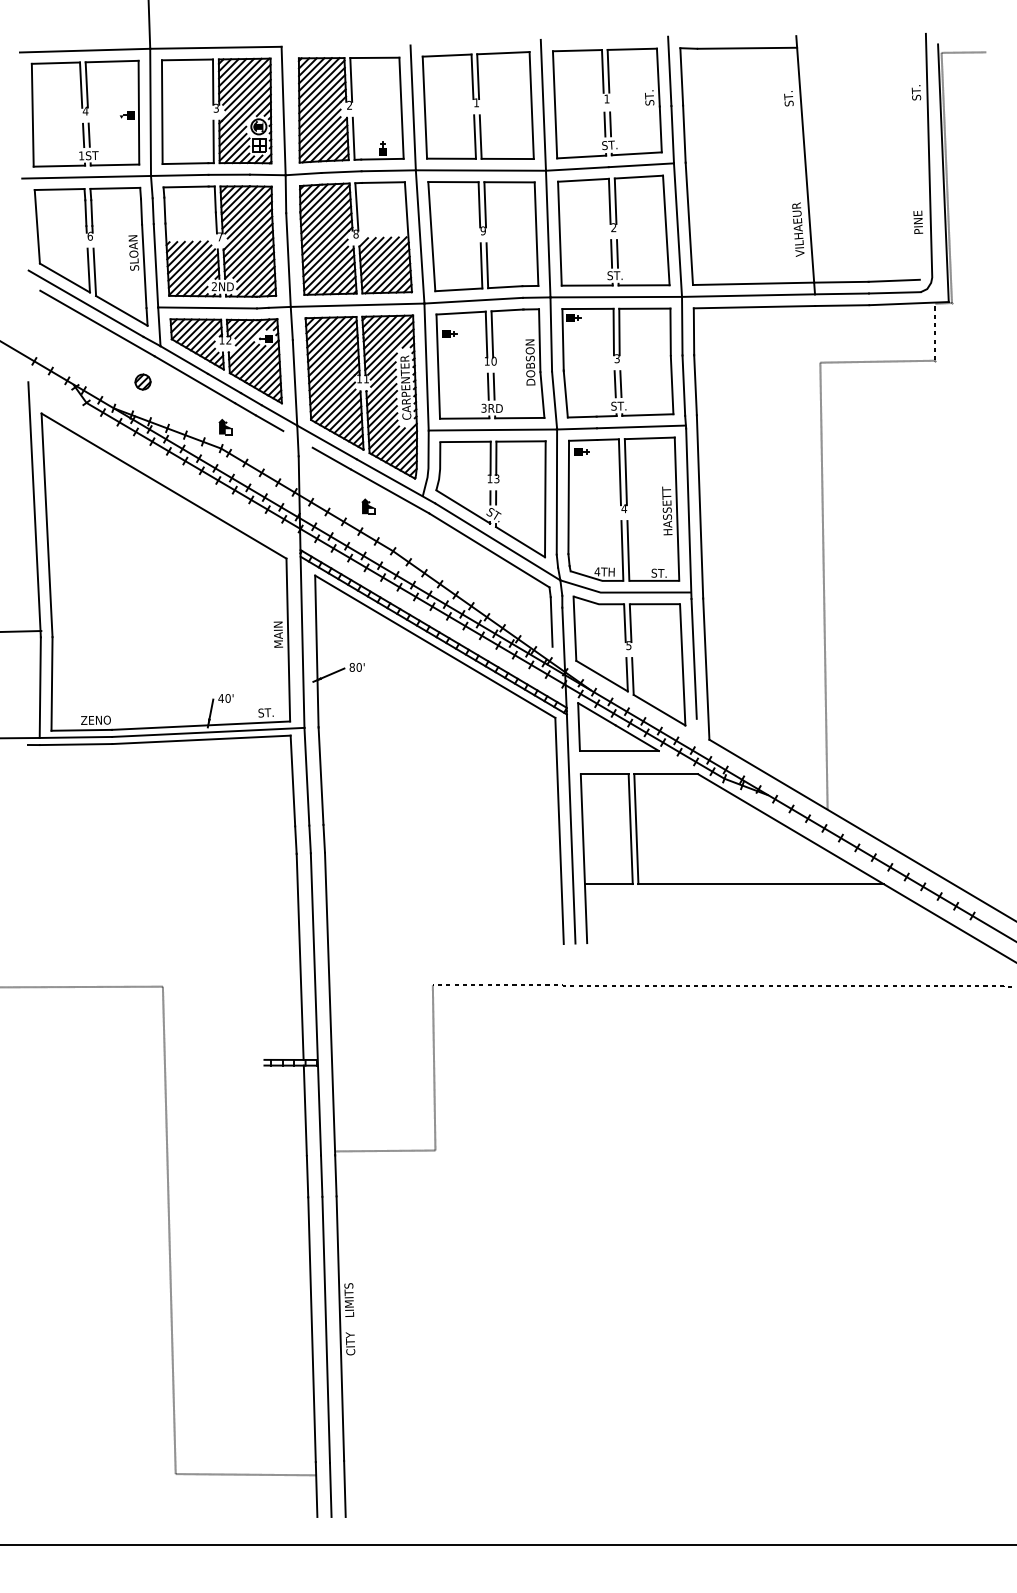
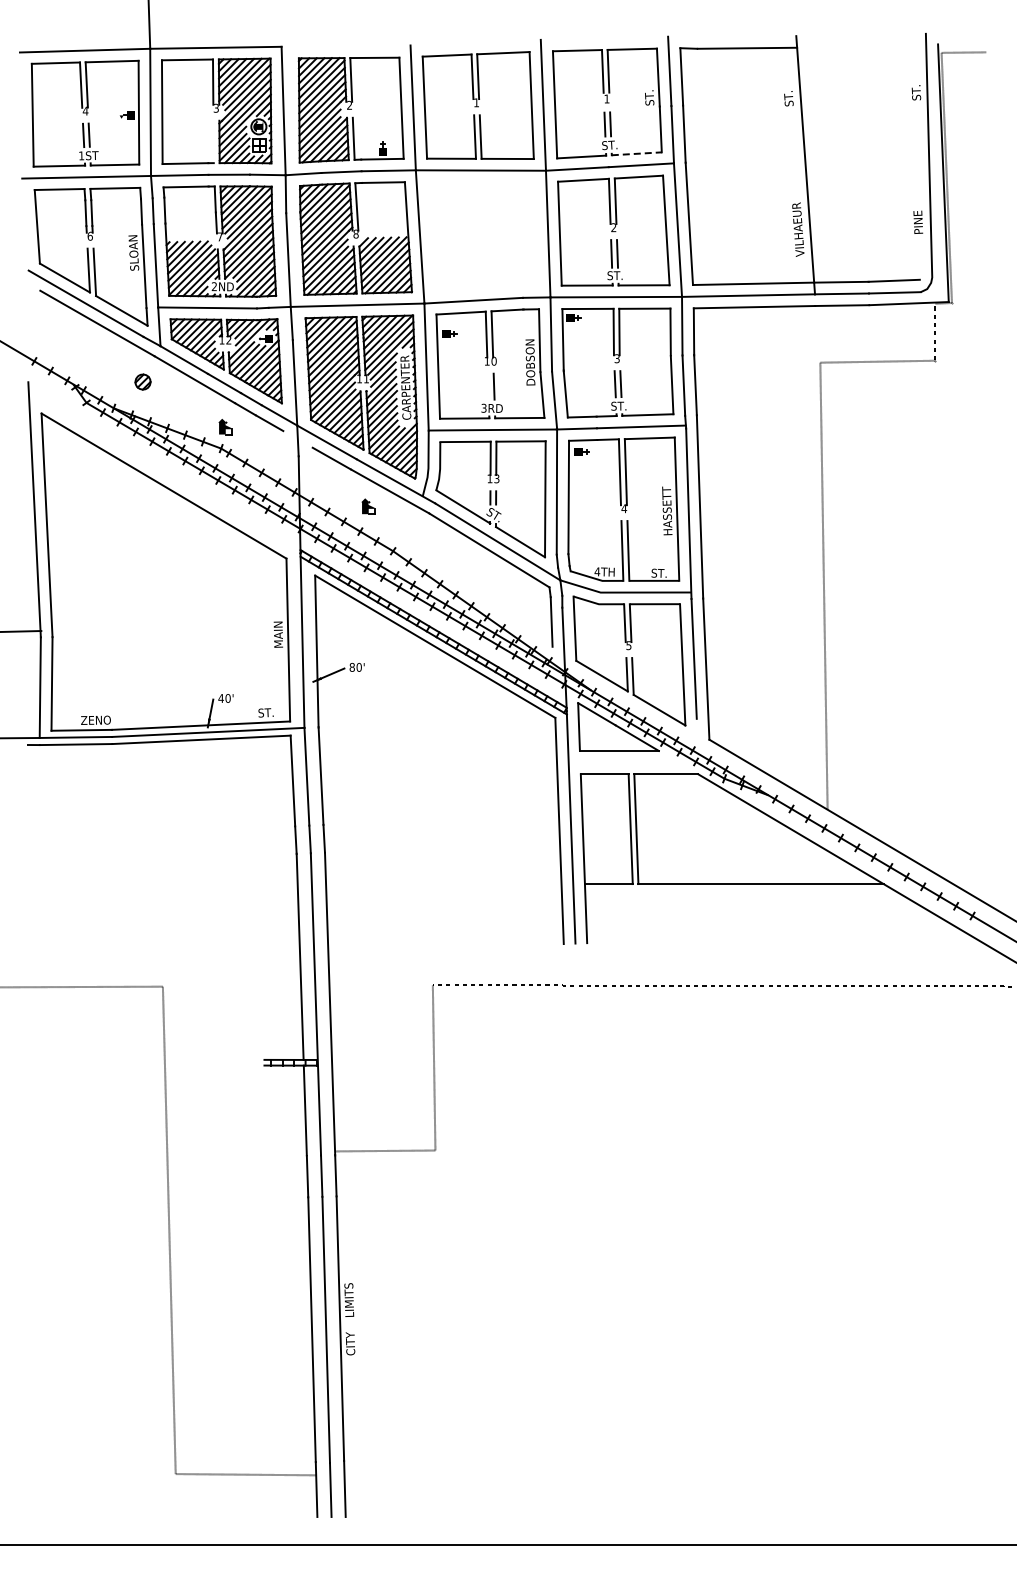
line: present -> none (213, 141)
line: solid -> dashed (637, 153)
part: present -> none (483, 236)
line: present -> none (487, 386)
